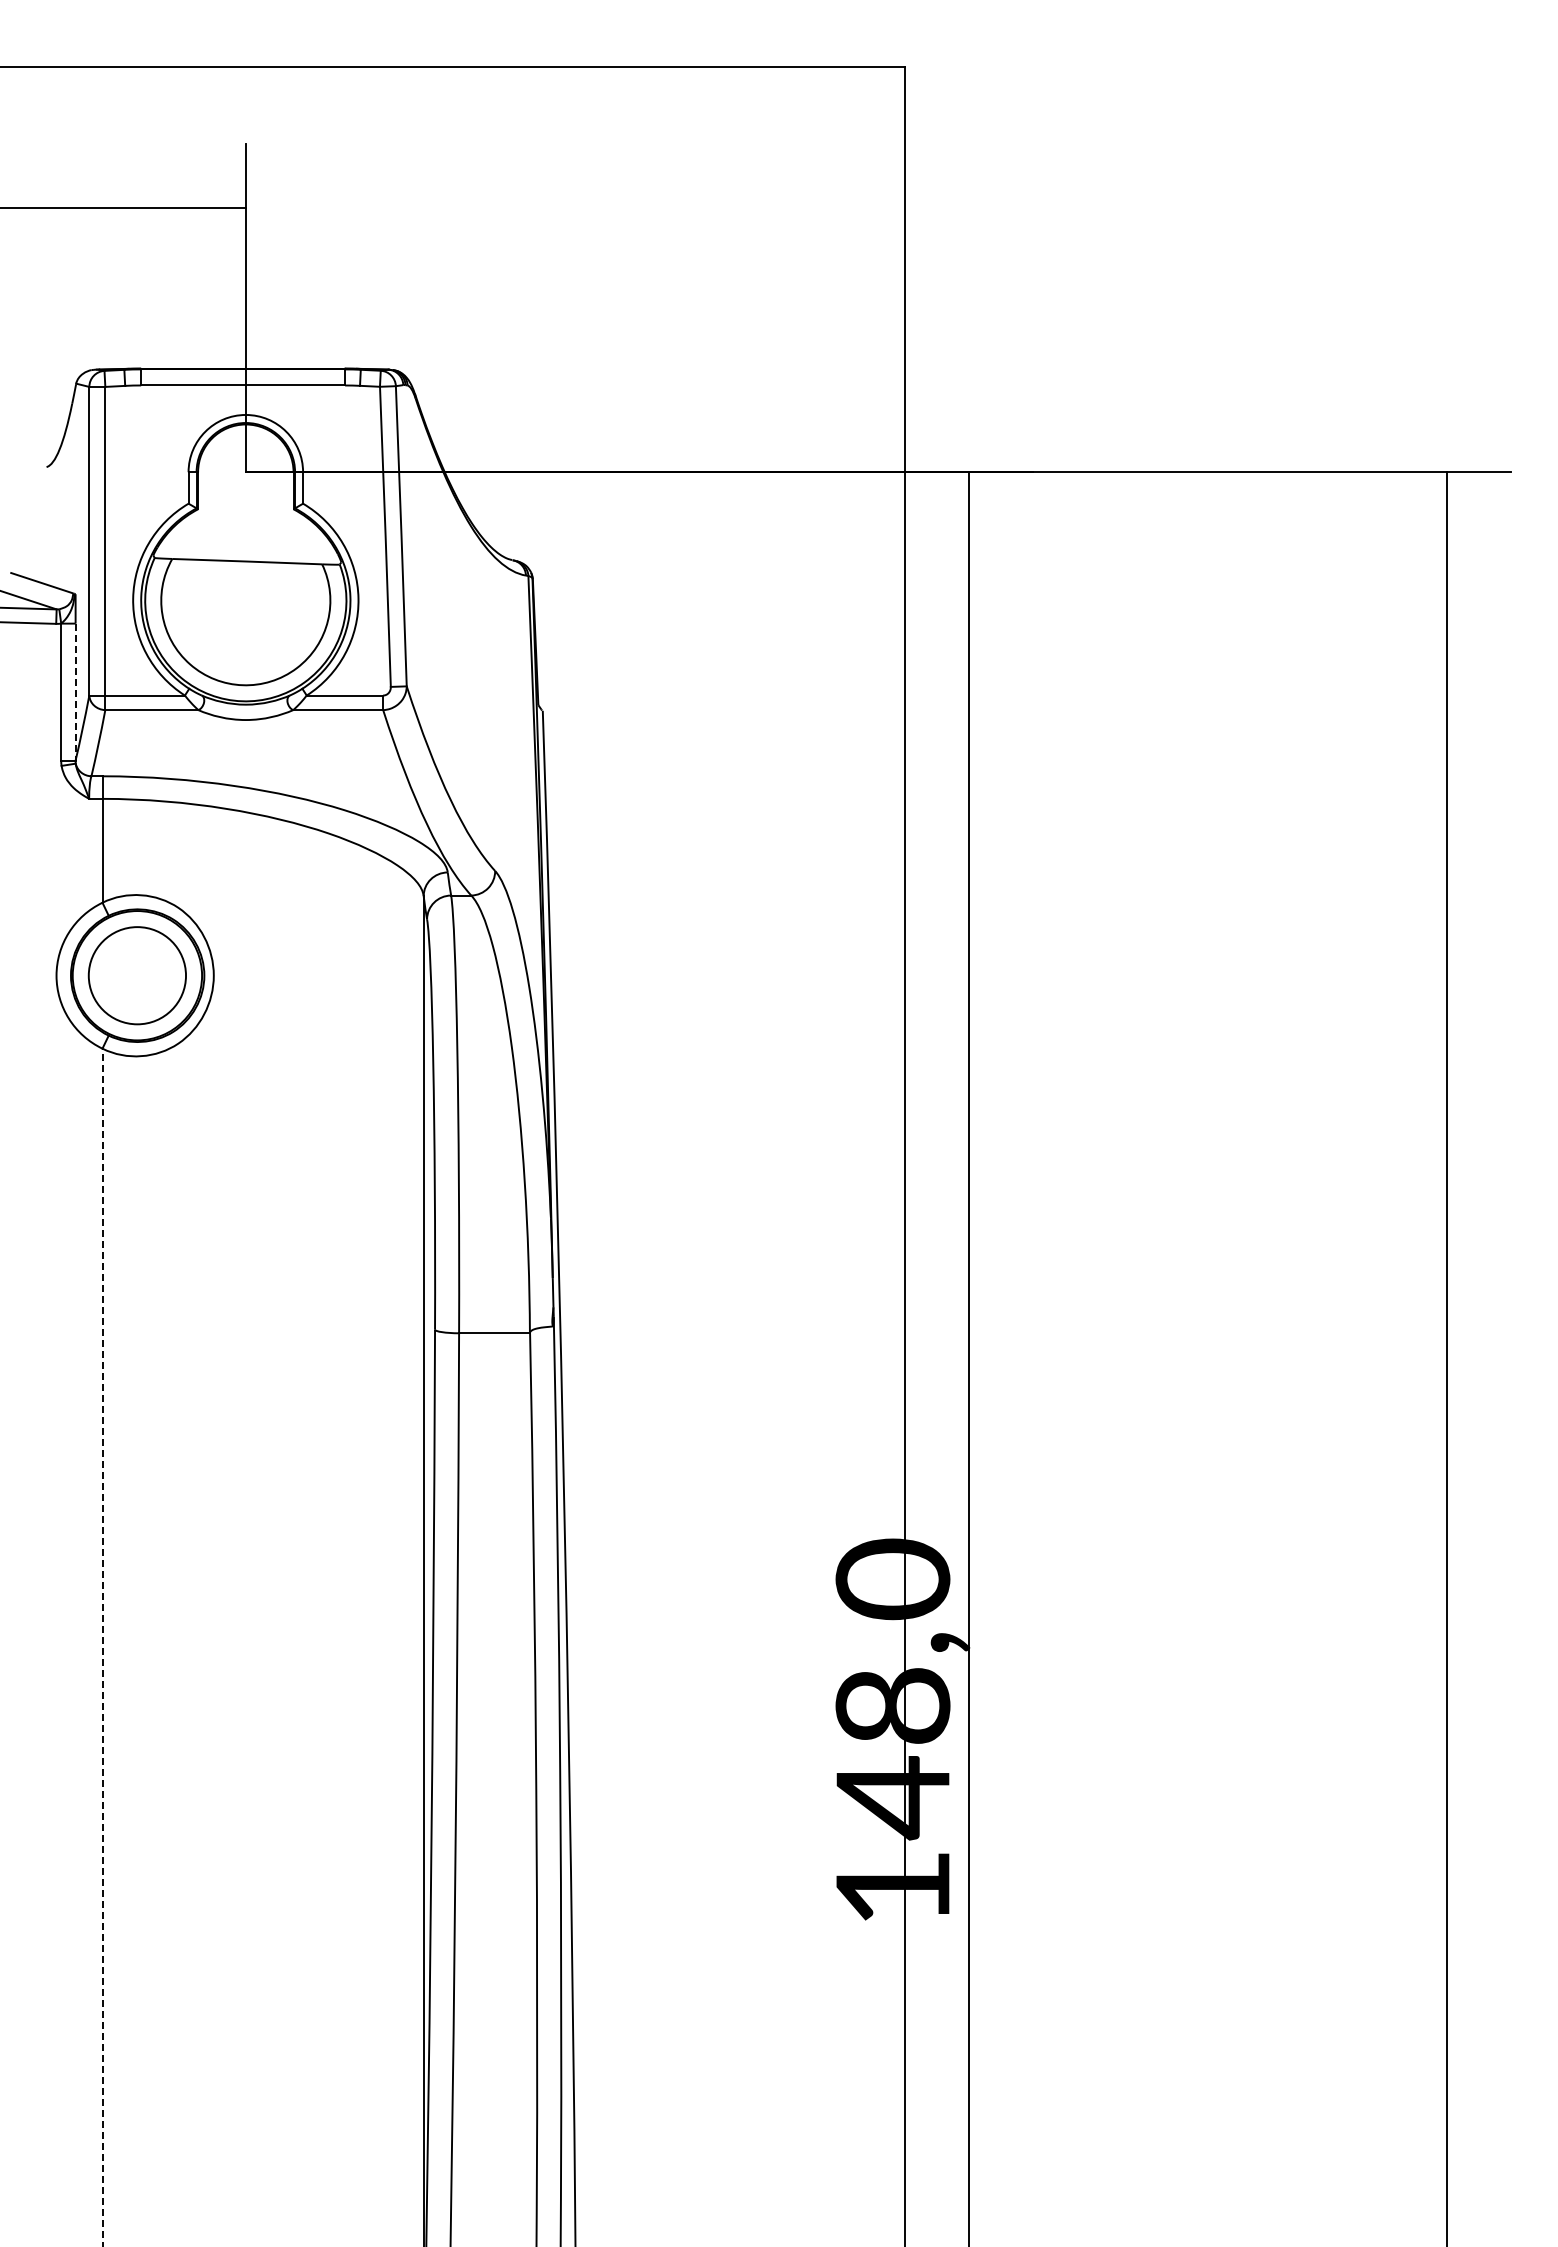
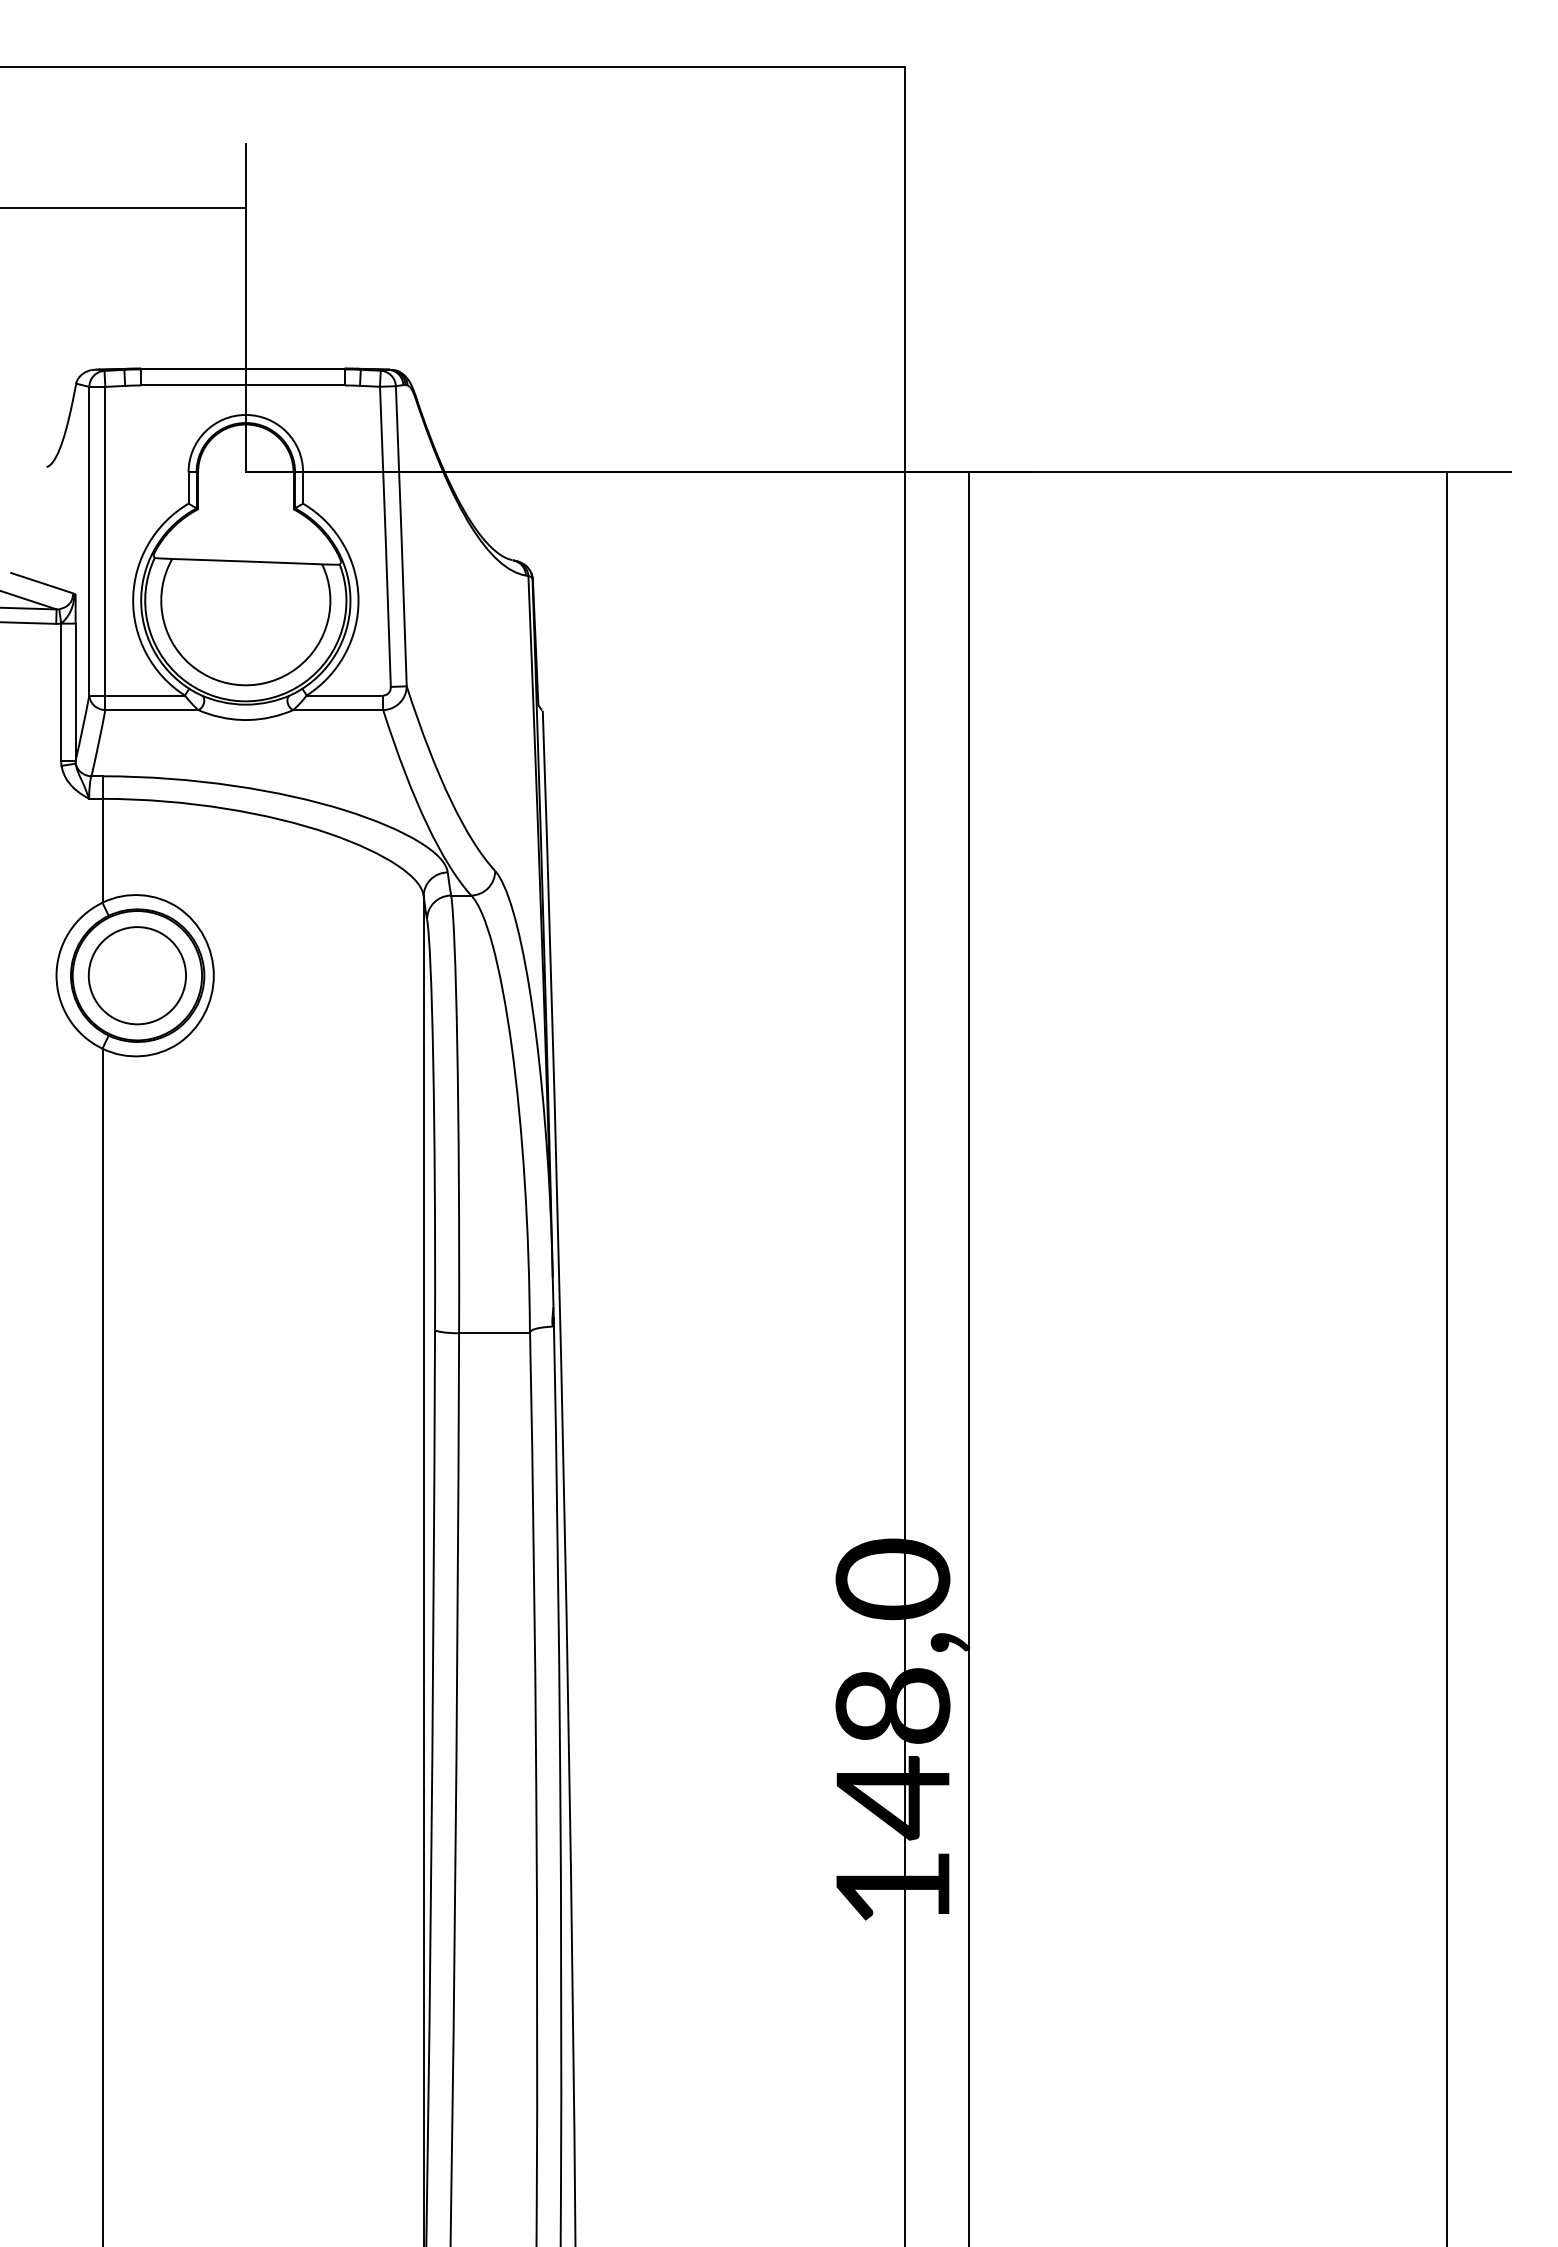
line: dashed -> solid (75, 692)
line: dashed -> solid (102, 1647)
